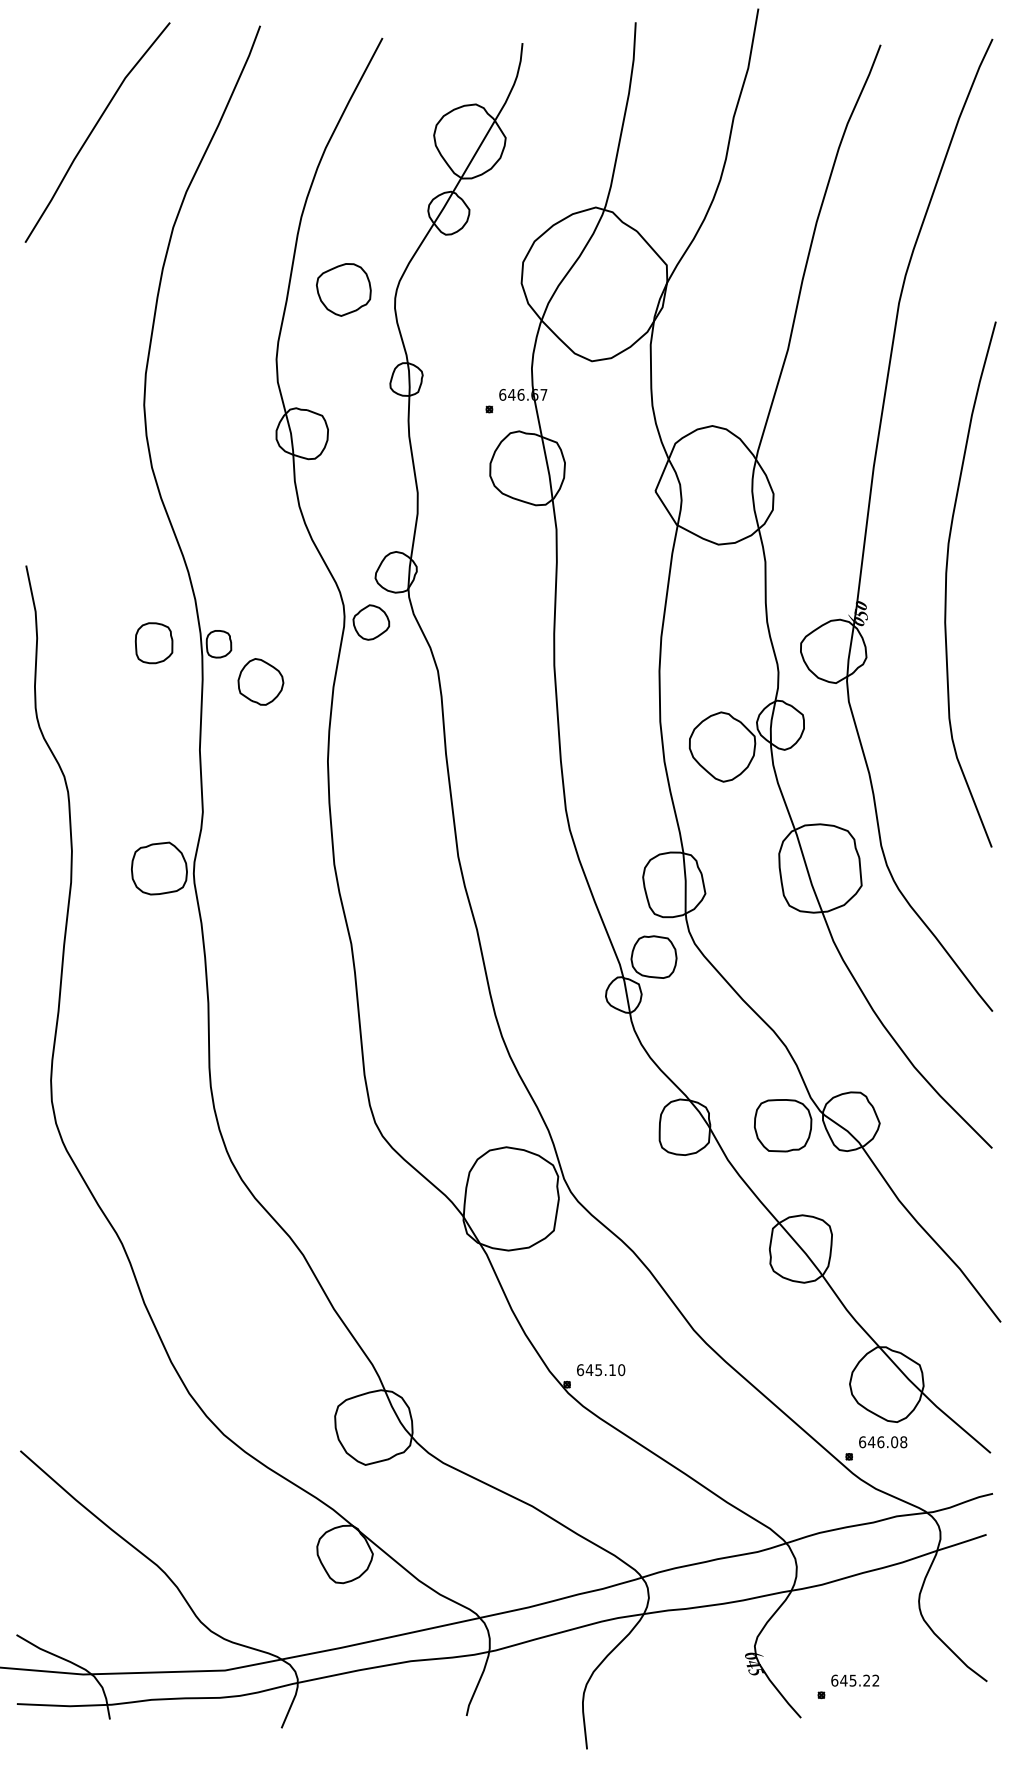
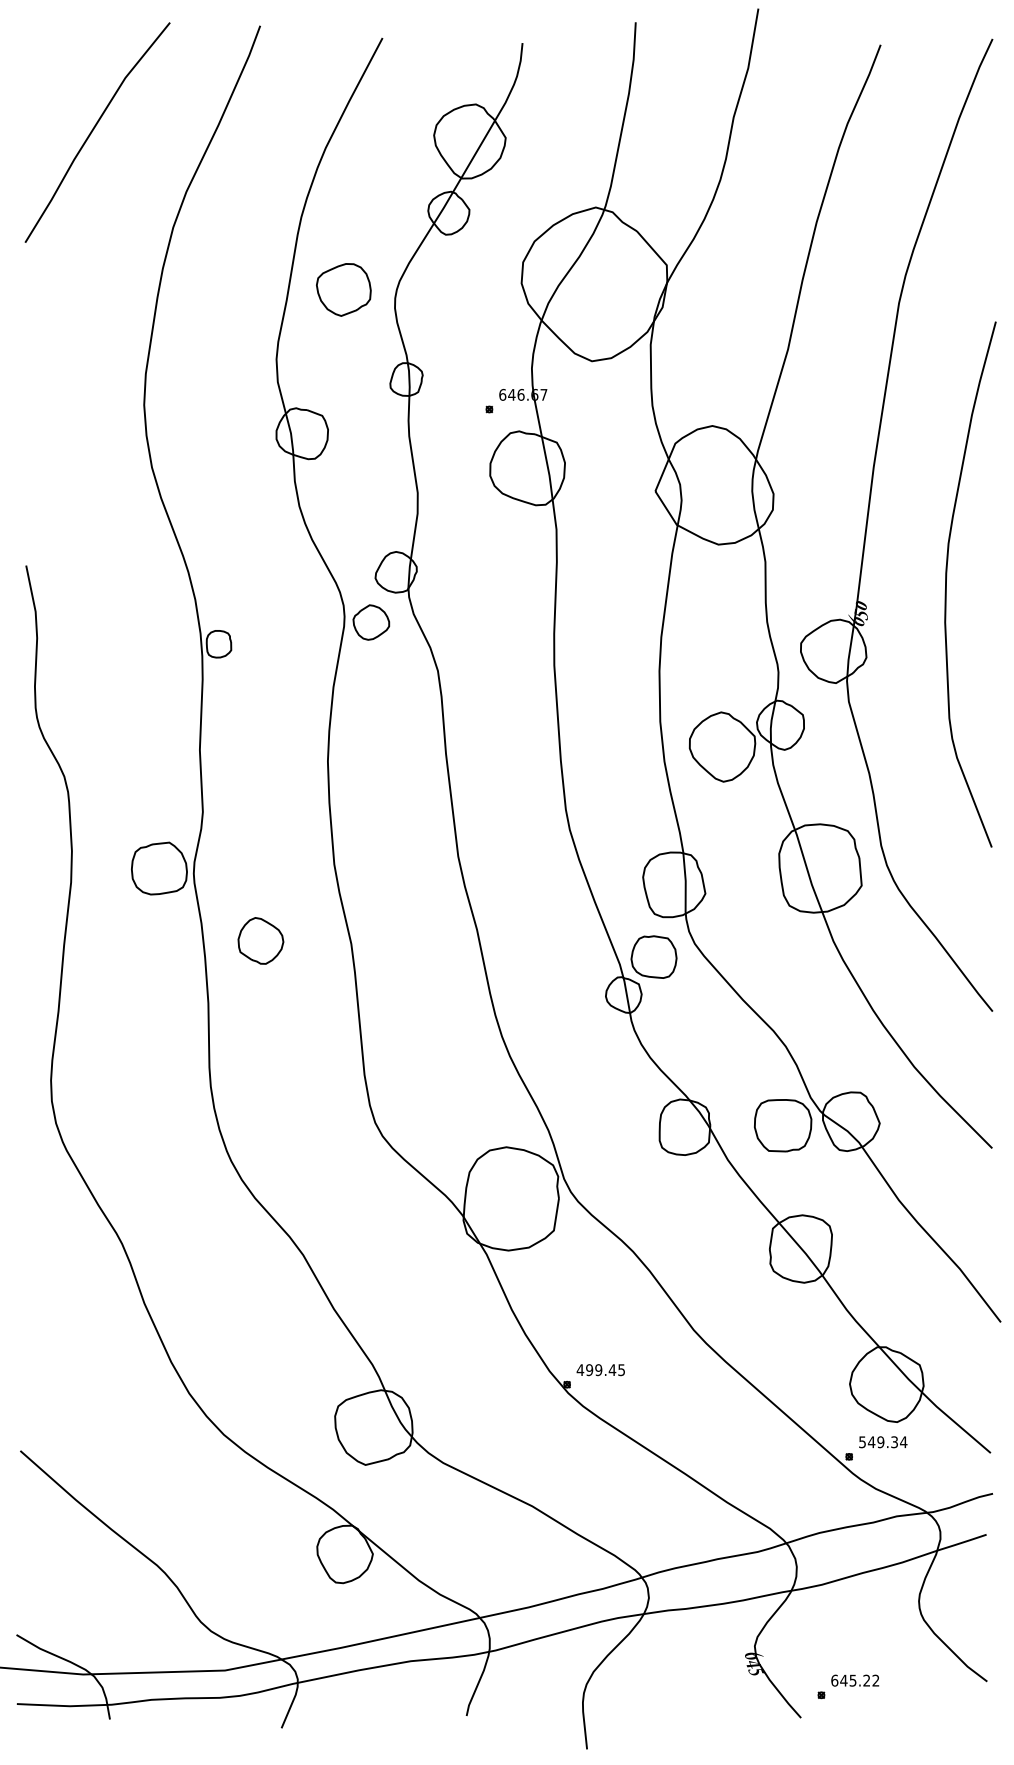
part: present -> none (153, 643)
part position: (260, 681) -> (260, 940) (260, 940)
text: 645.10 -> 499.45 (600, 1370)
text: 646.08 -> 549.34 (883, 1442)
